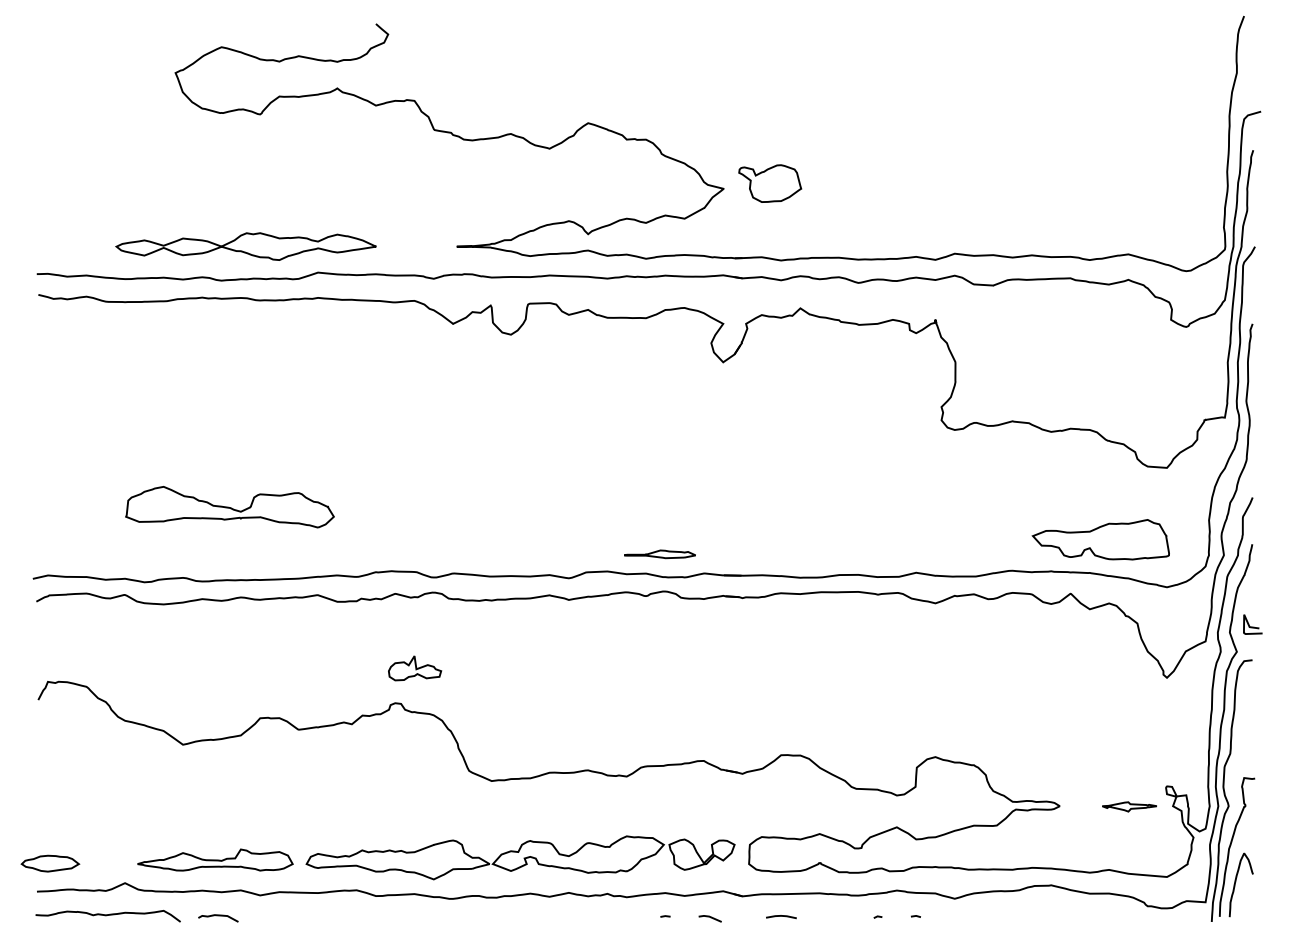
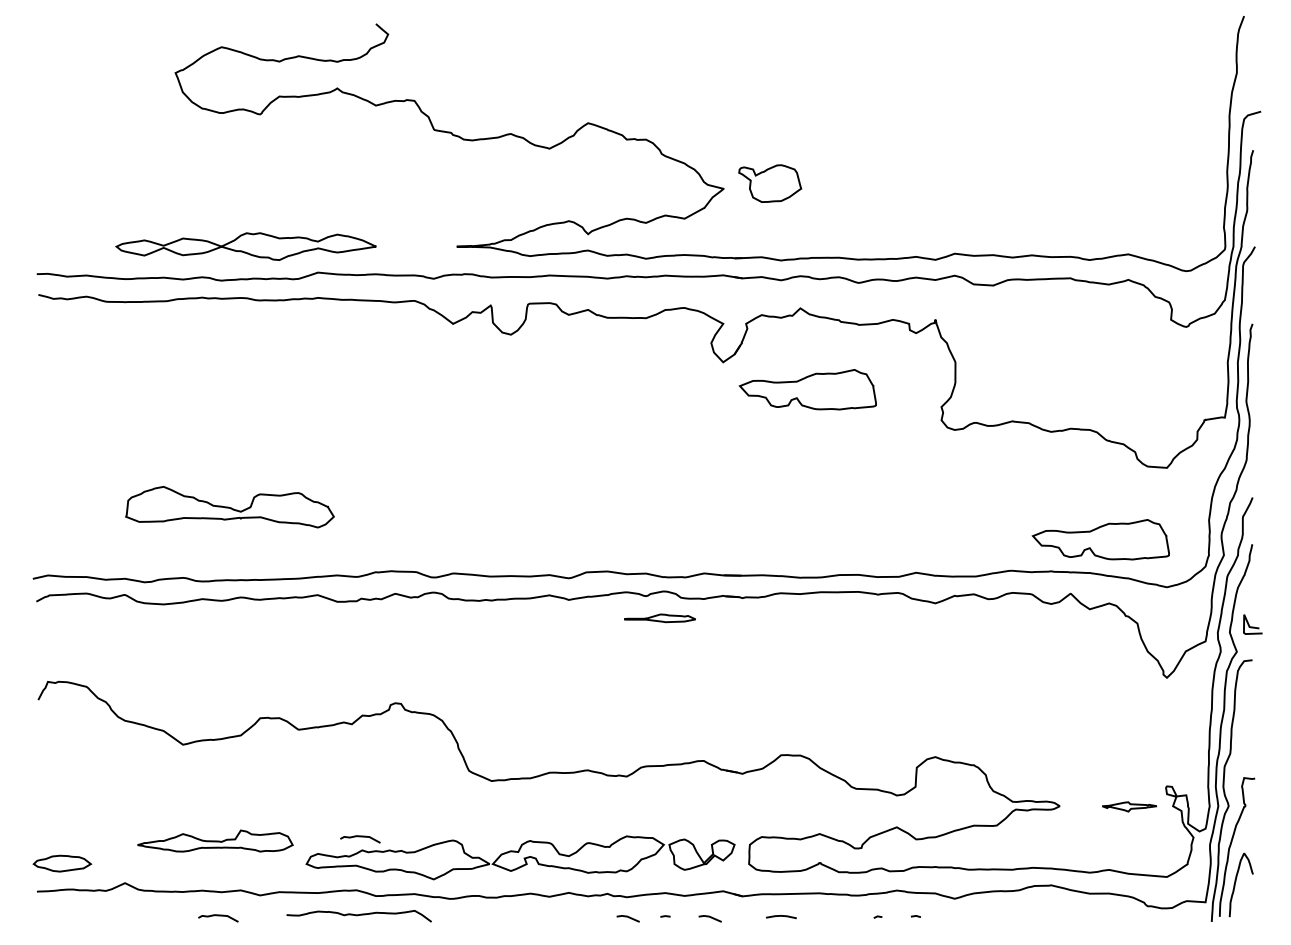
part: none -> present (807, 389)
part position: (659, 554) -> (659, 618) (659, 618)
part: present -> none (415, 668)
curve: none -> present (360, 837)
part position: (215, 859) -> (215, 840) (215, 840)
part position: (50, 863) -> (62, 863) (62, 863)
curve position: (107, 915) -> (358, 915) (358, 915)
line: none -> present (627, 917)
